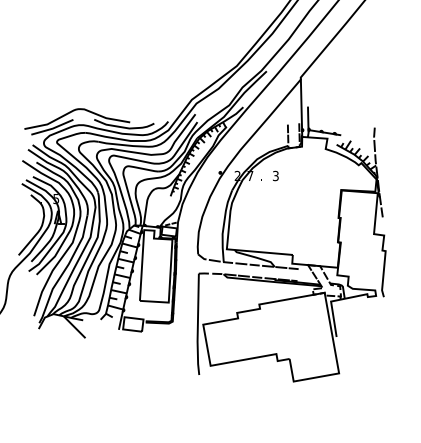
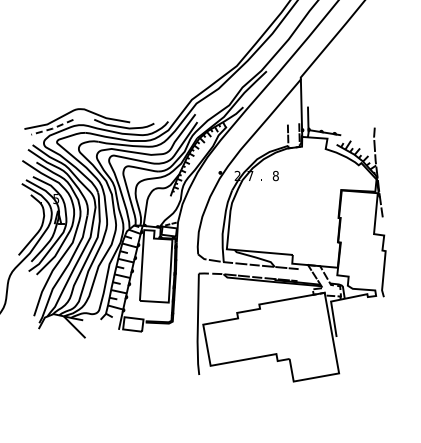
line: solid -> dashed (52, 128)
text: 3 -> 8 (275, 176)
